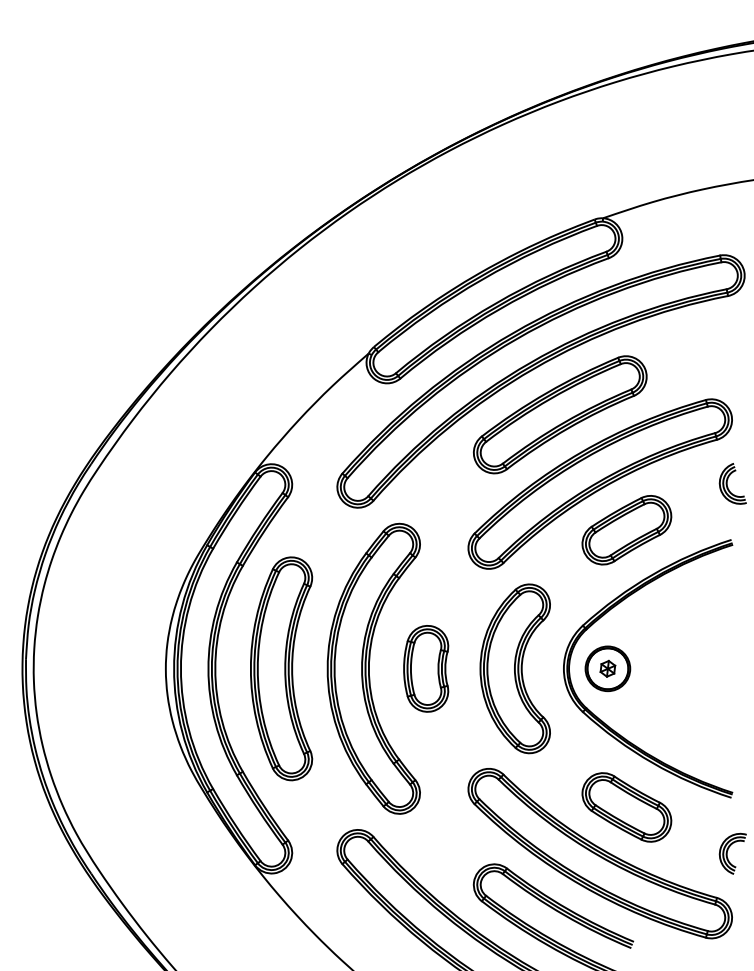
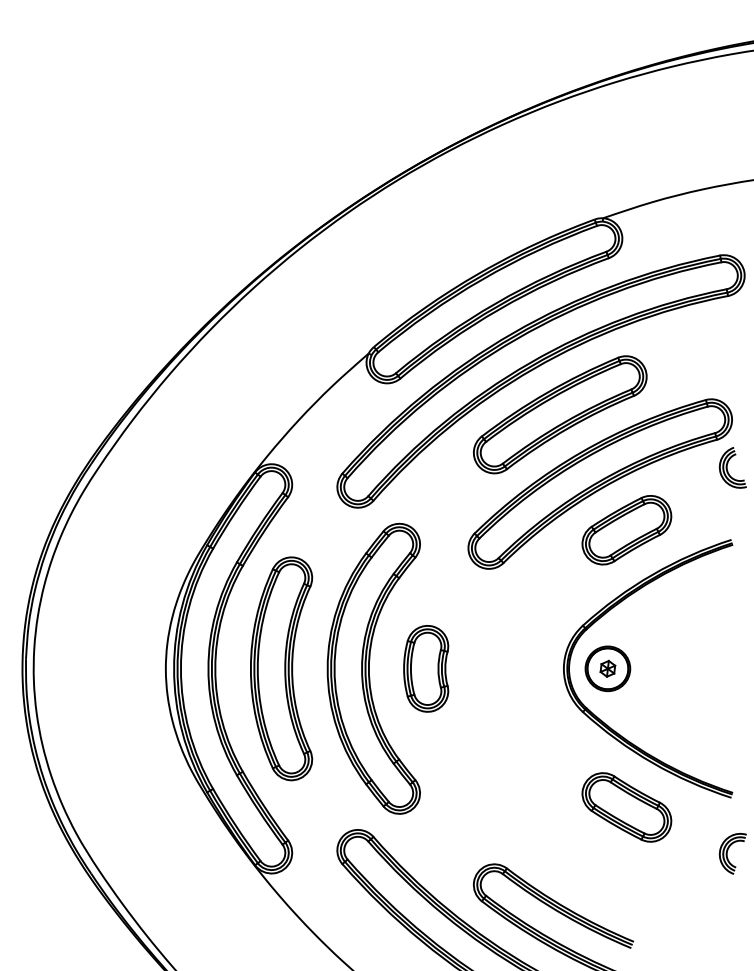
part position: (732, 483) -> (732, 467) (732, 467)
part: present -> none (514, 668)
part: present -> none (599, 853)
